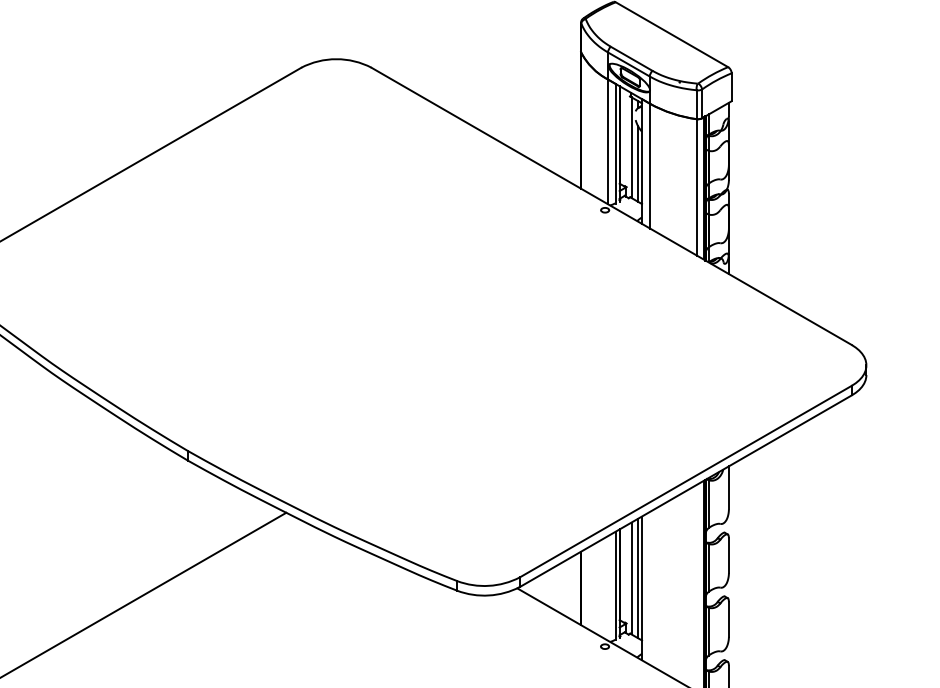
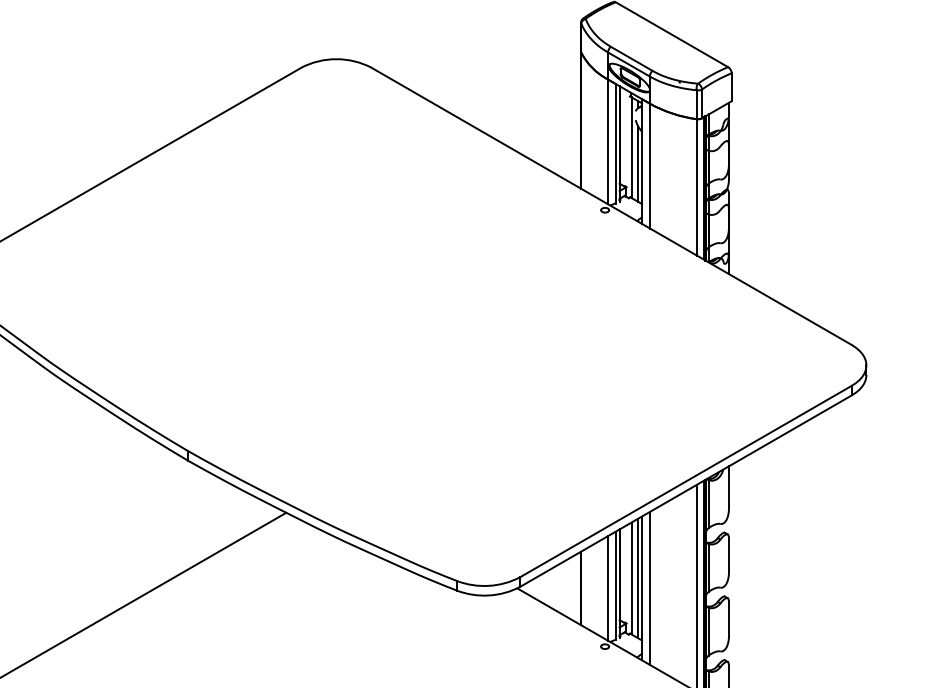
line: none -> present (696, 584)
line: none -> present (607, 588)
line: none -> present (650, 588)
